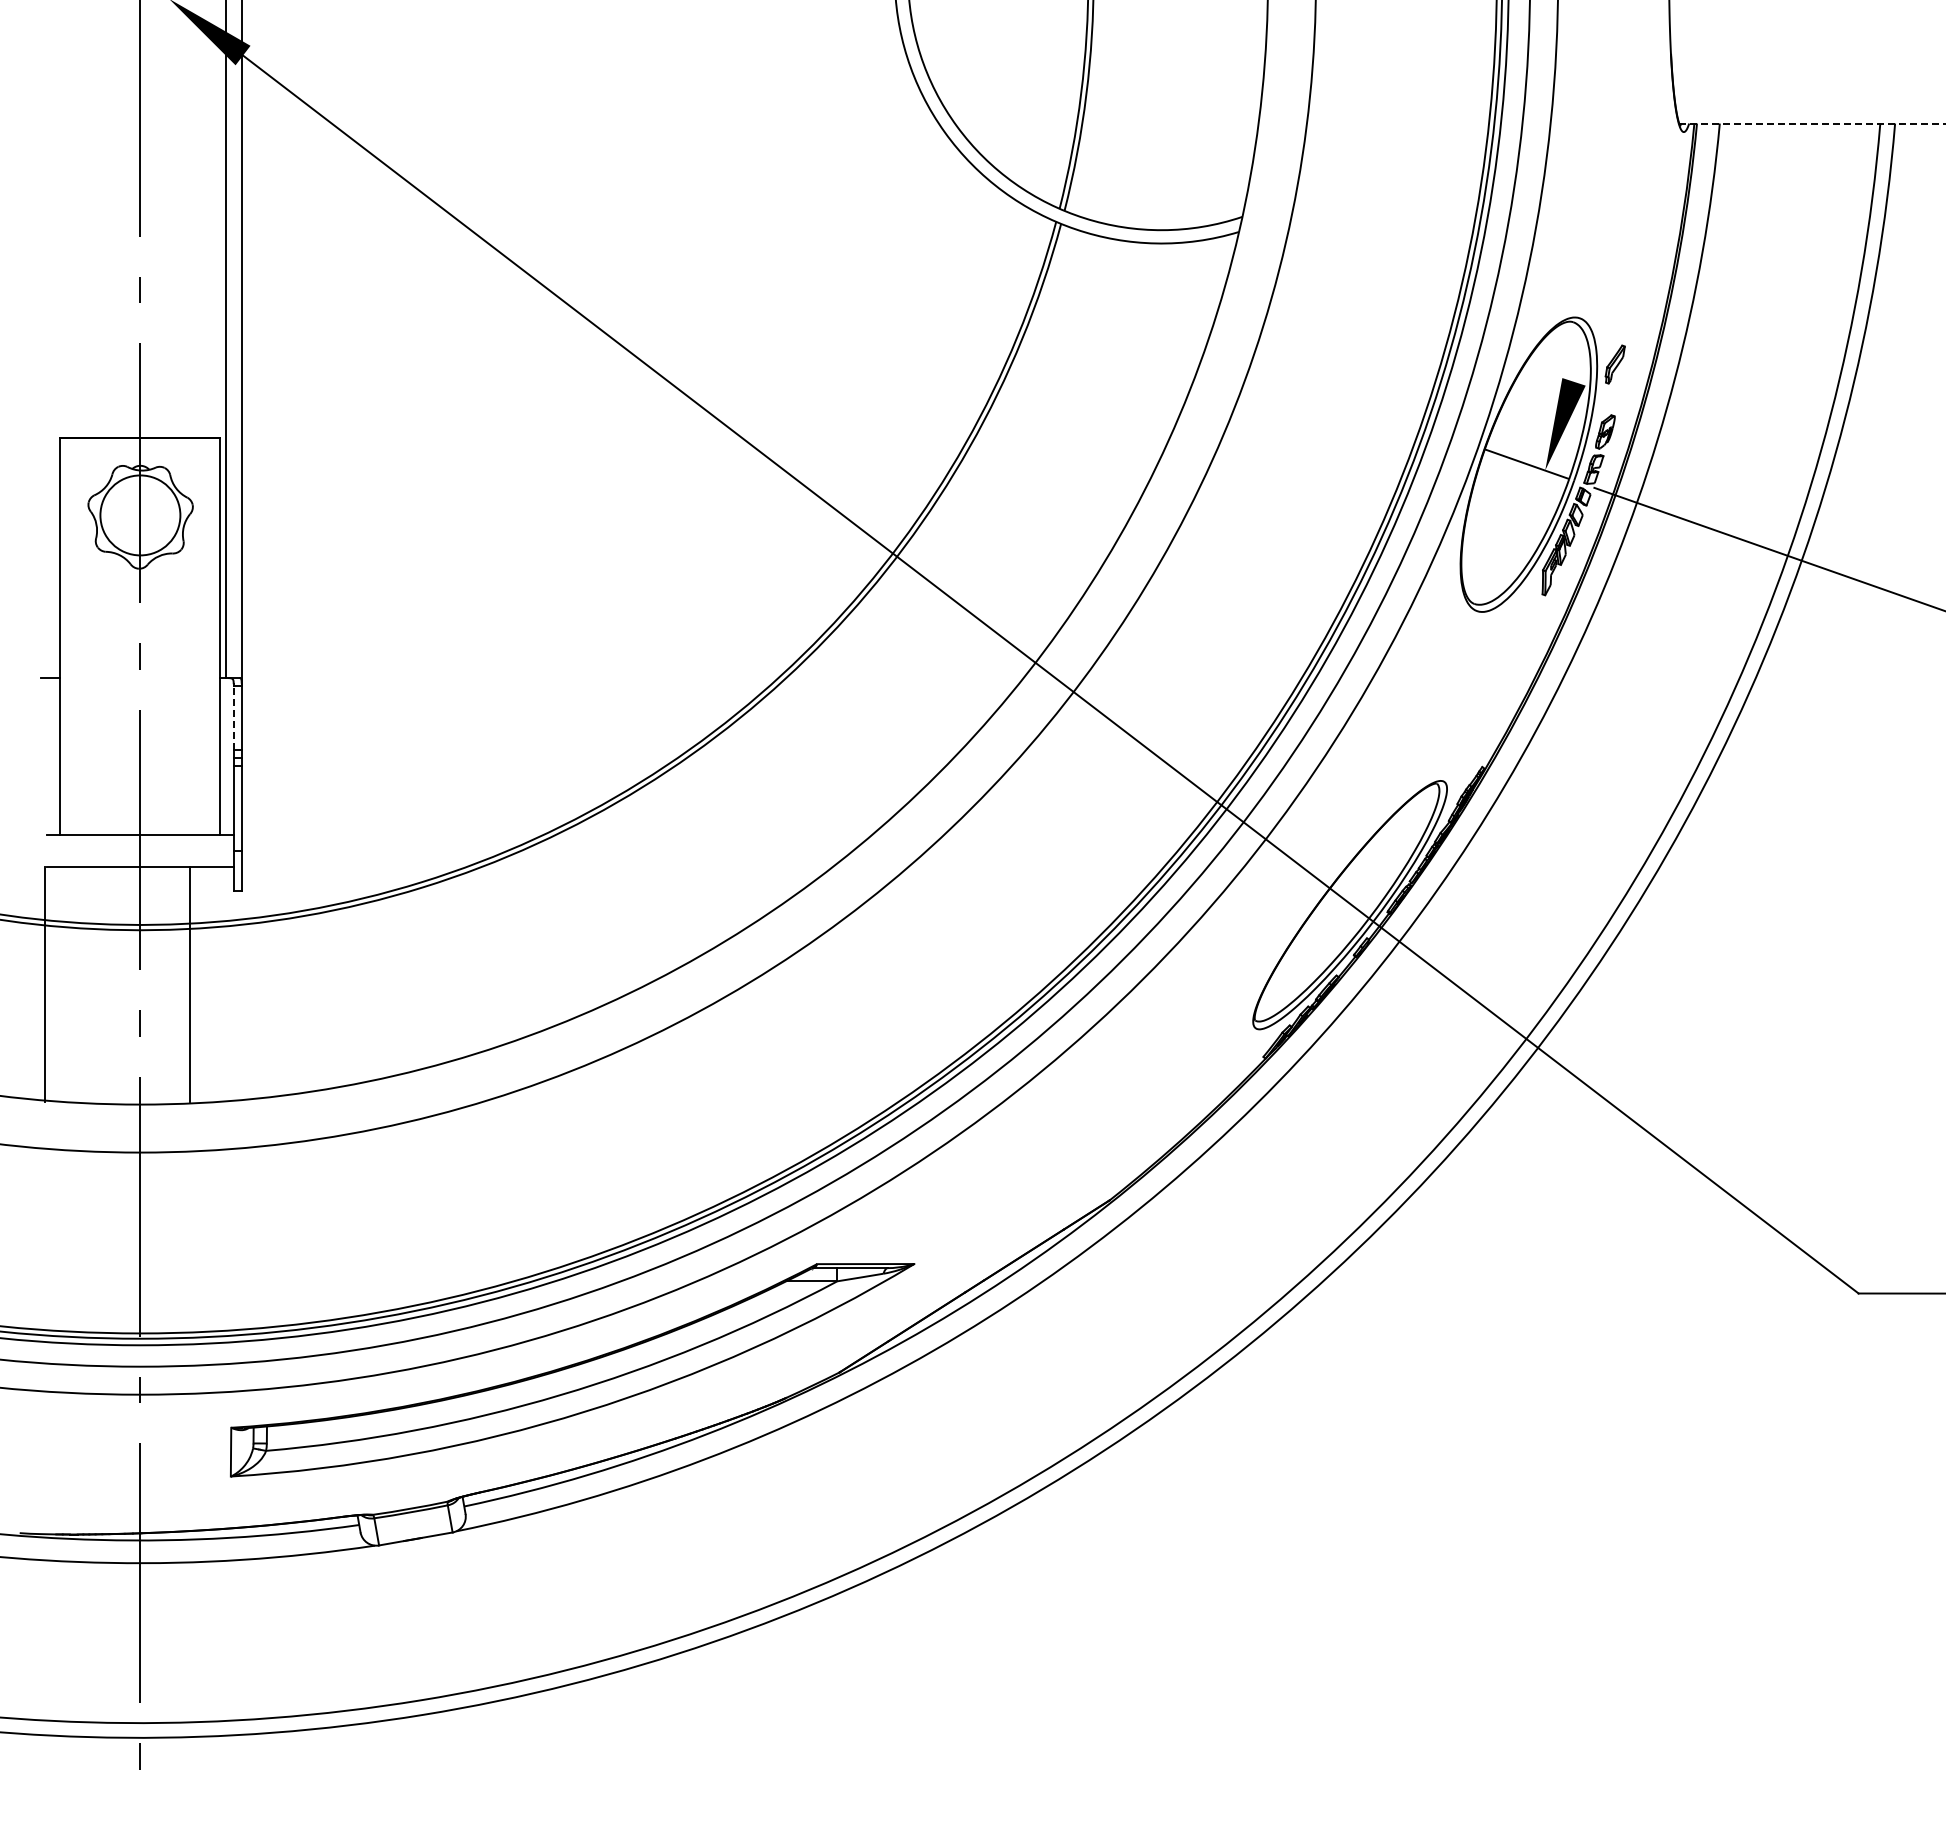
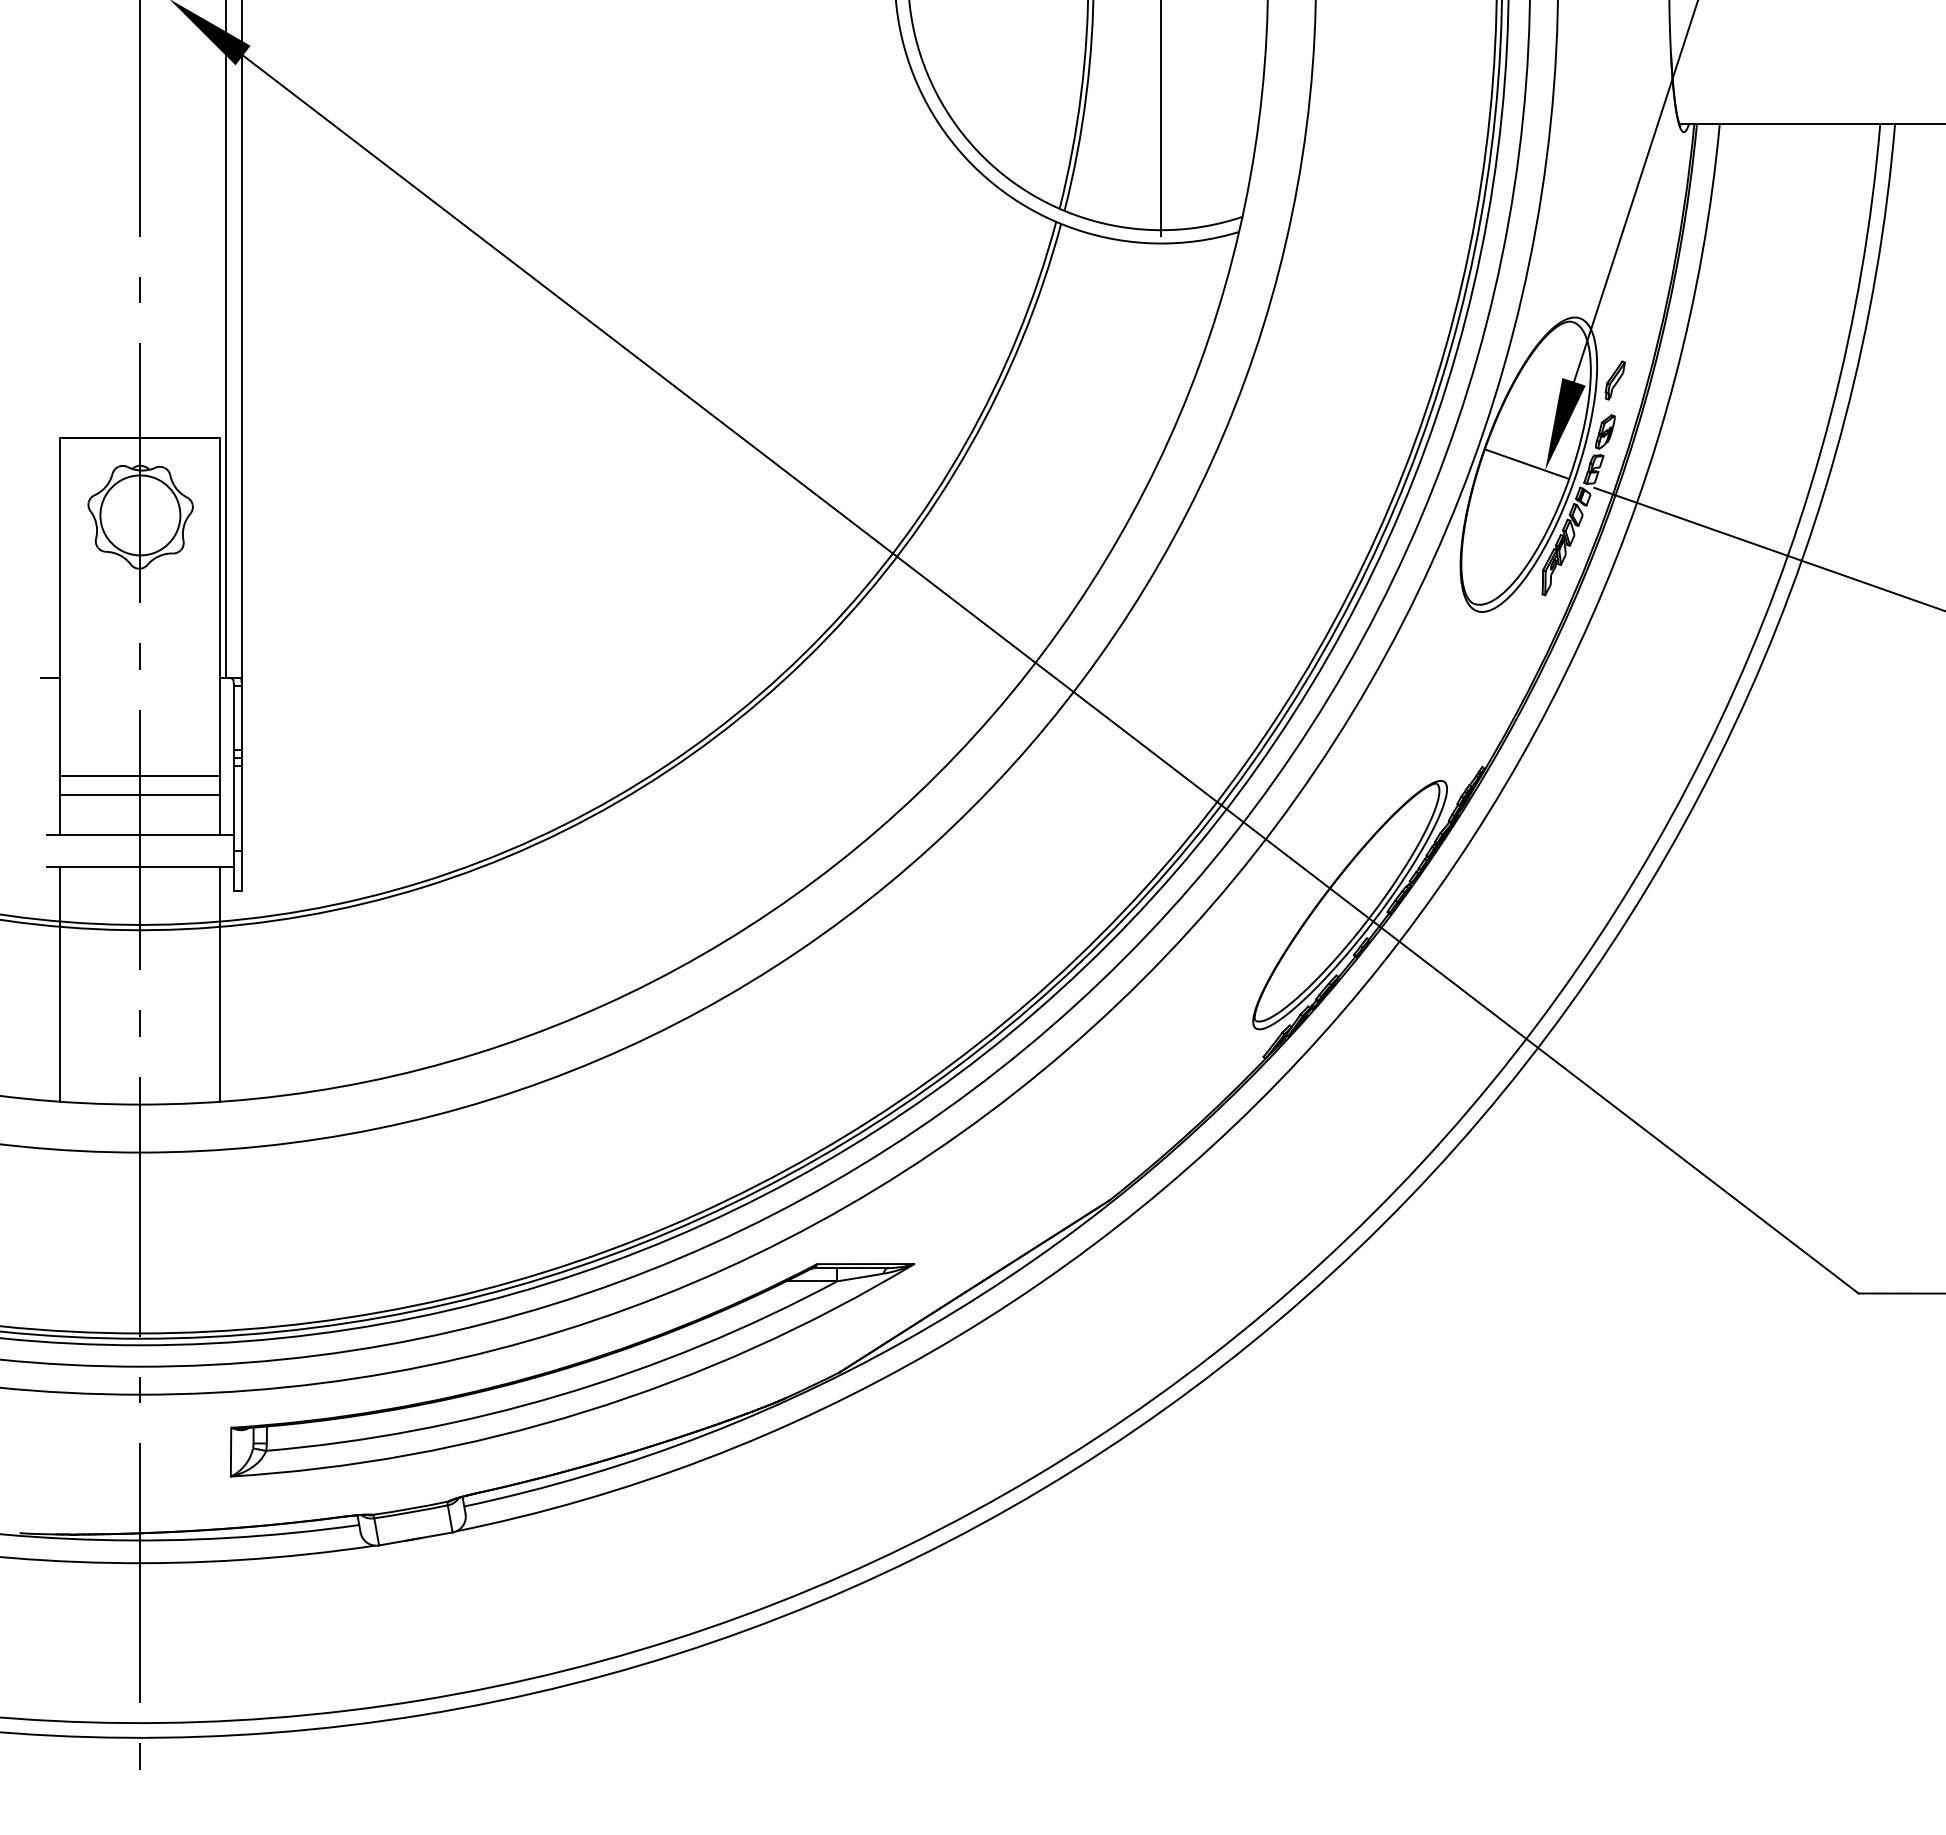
line: dashed -> solid (1812, 123)
line: none -> present (1161, 130)
line: none -> present (1635, 191)
part position: (1614, 364) -> (1614, 380) (1614, 380)
line: dashed -> solid (233, 718)
line: none -> present (140, 776)
line: none -> present (140, 794)
line position: (45, 984) -> (60, 984) (60, 984)
line position: (190, 984) -> (220, 984) (220, 984)
